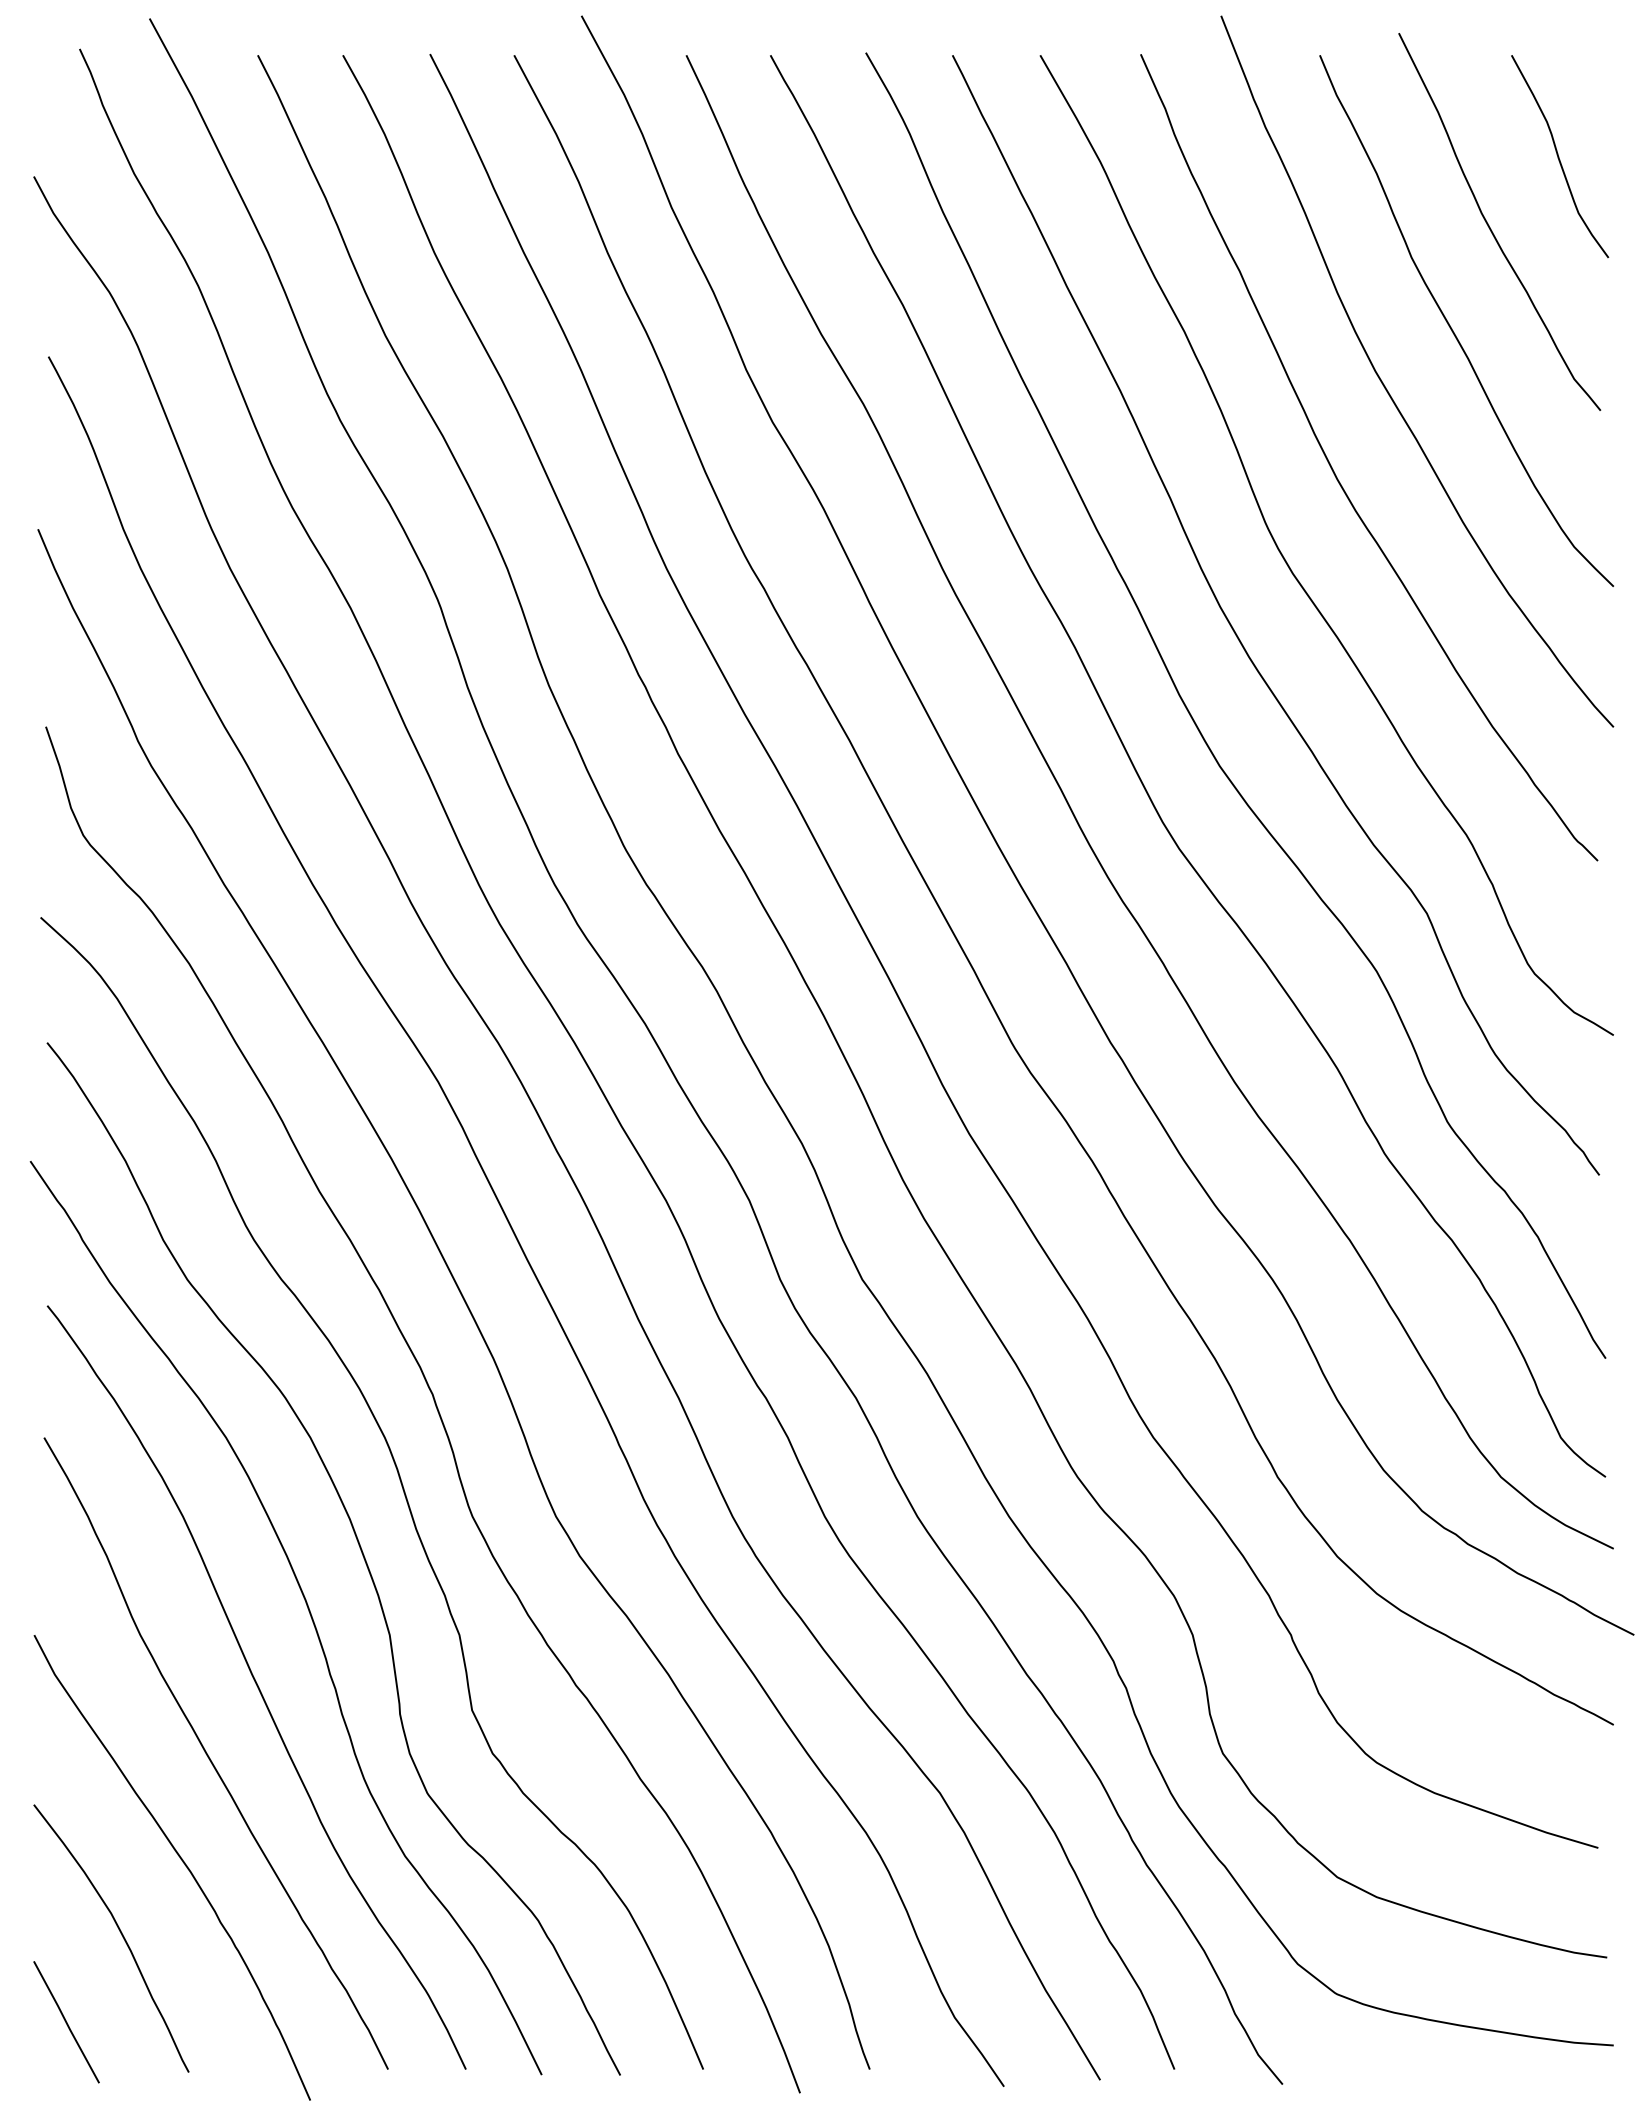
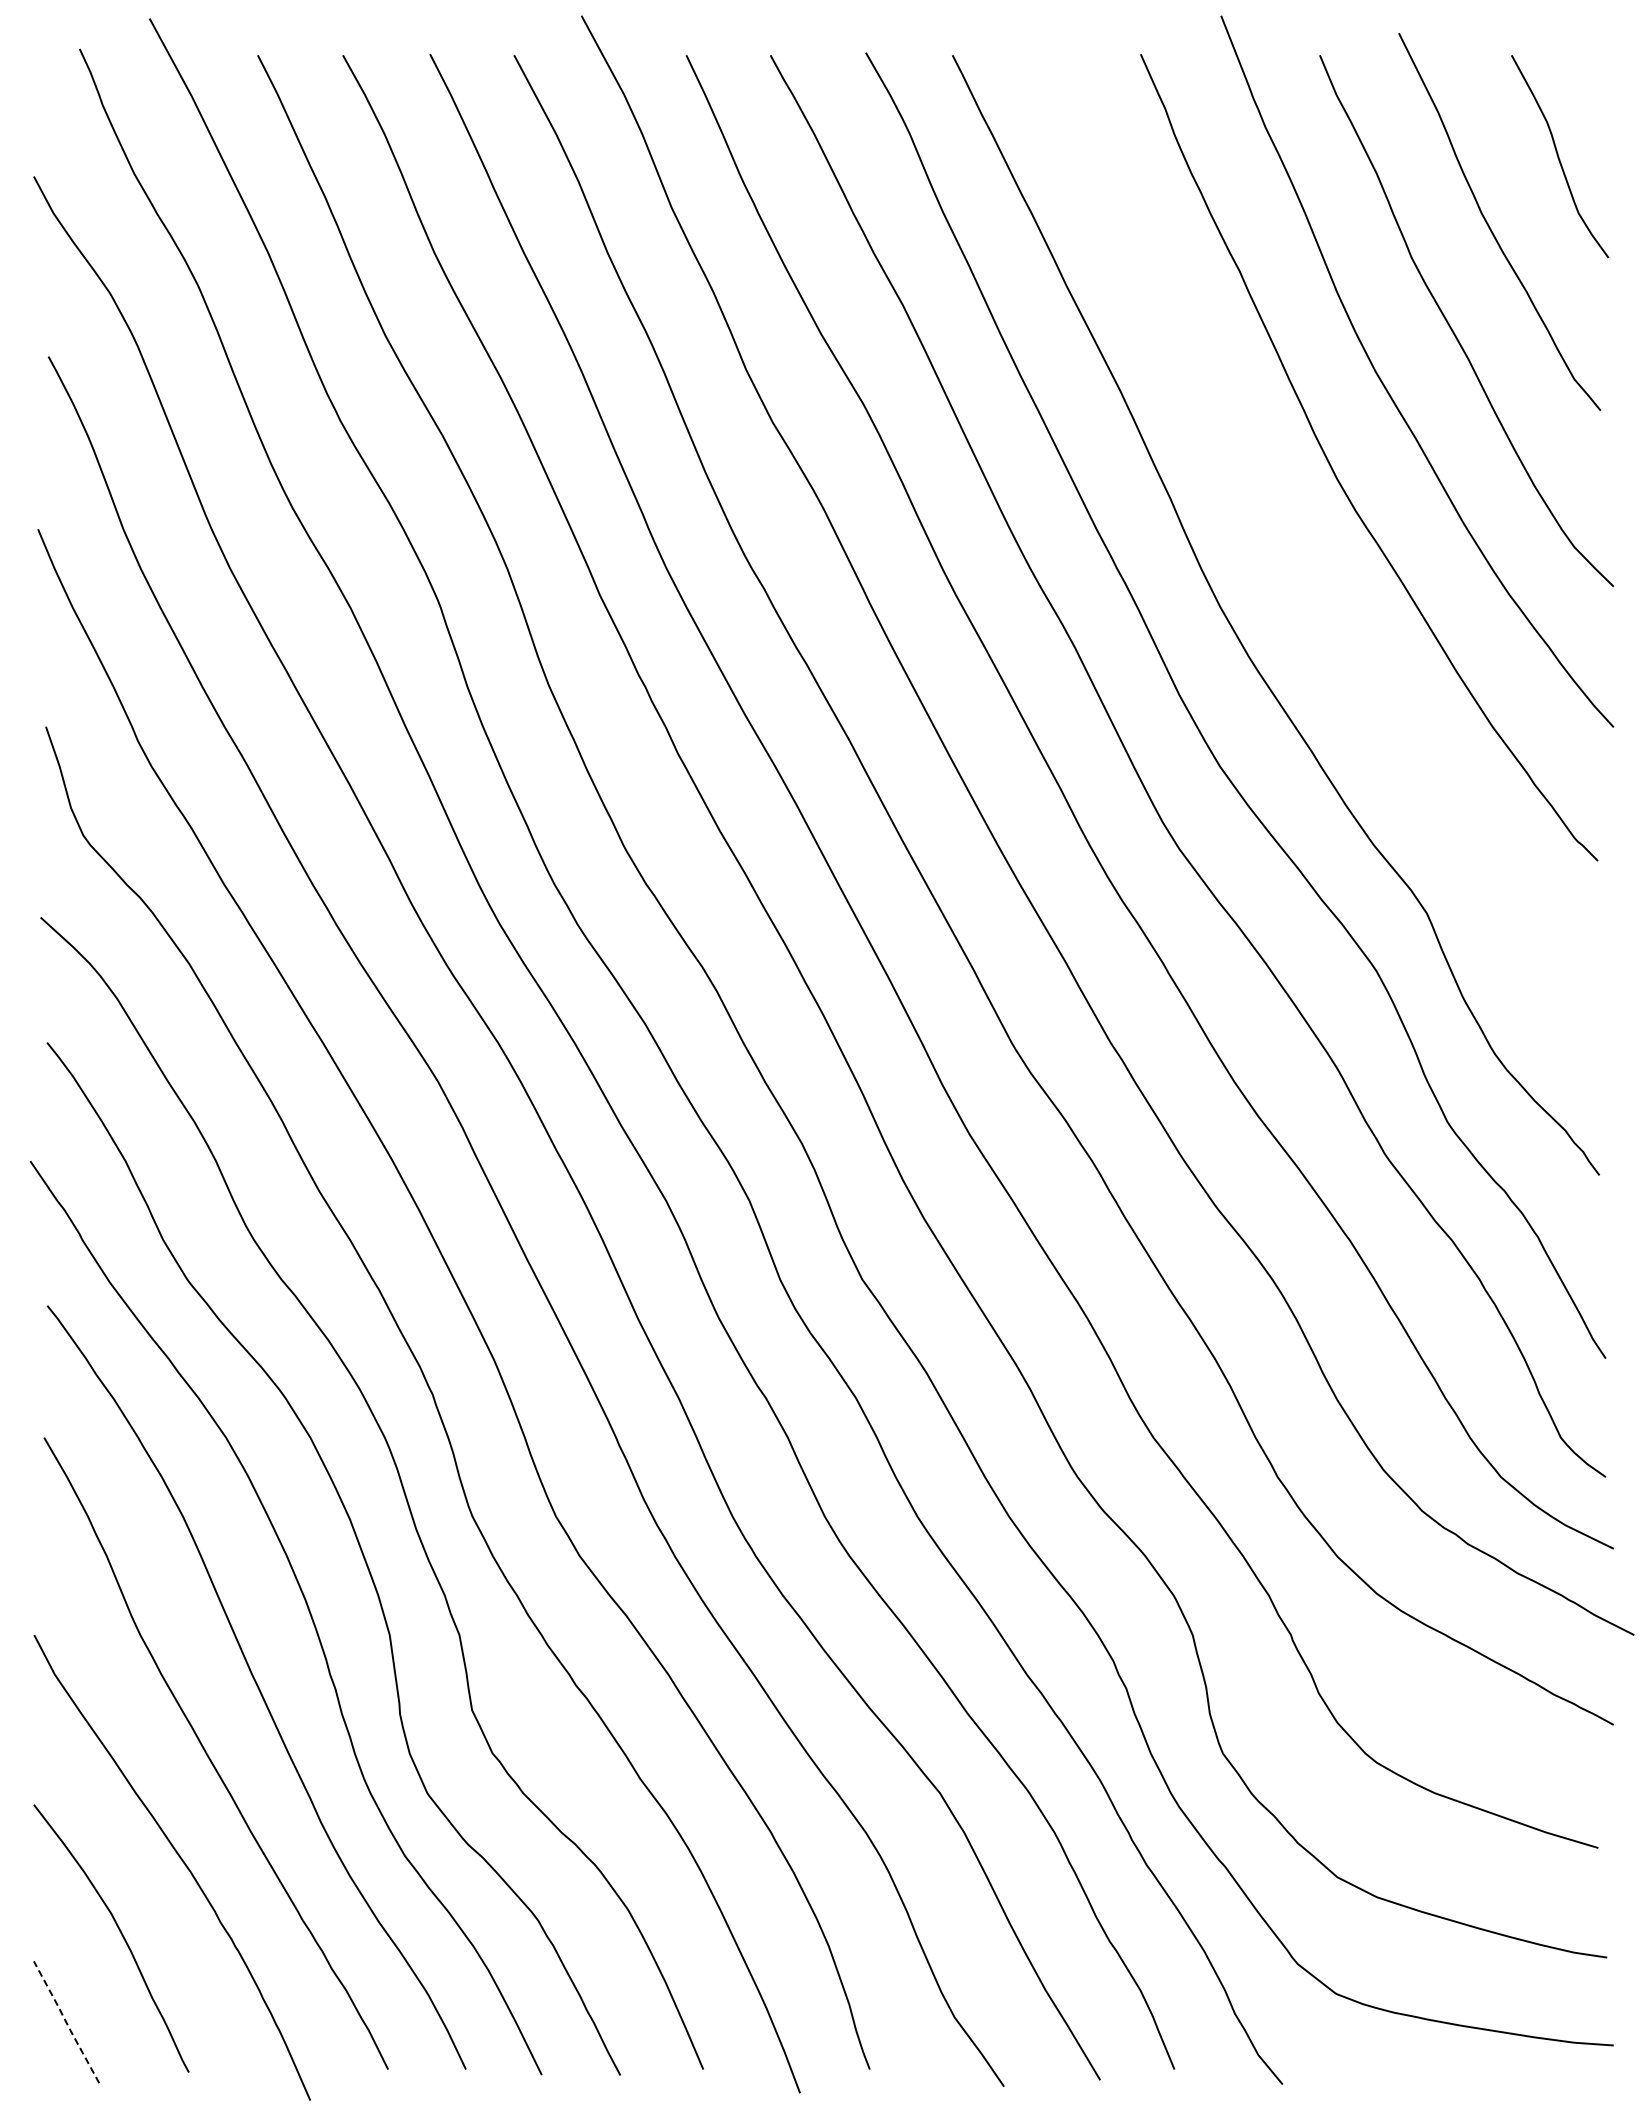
curve: present -> none (1289, 565)
line: solid -> dashed (66, 2022)
